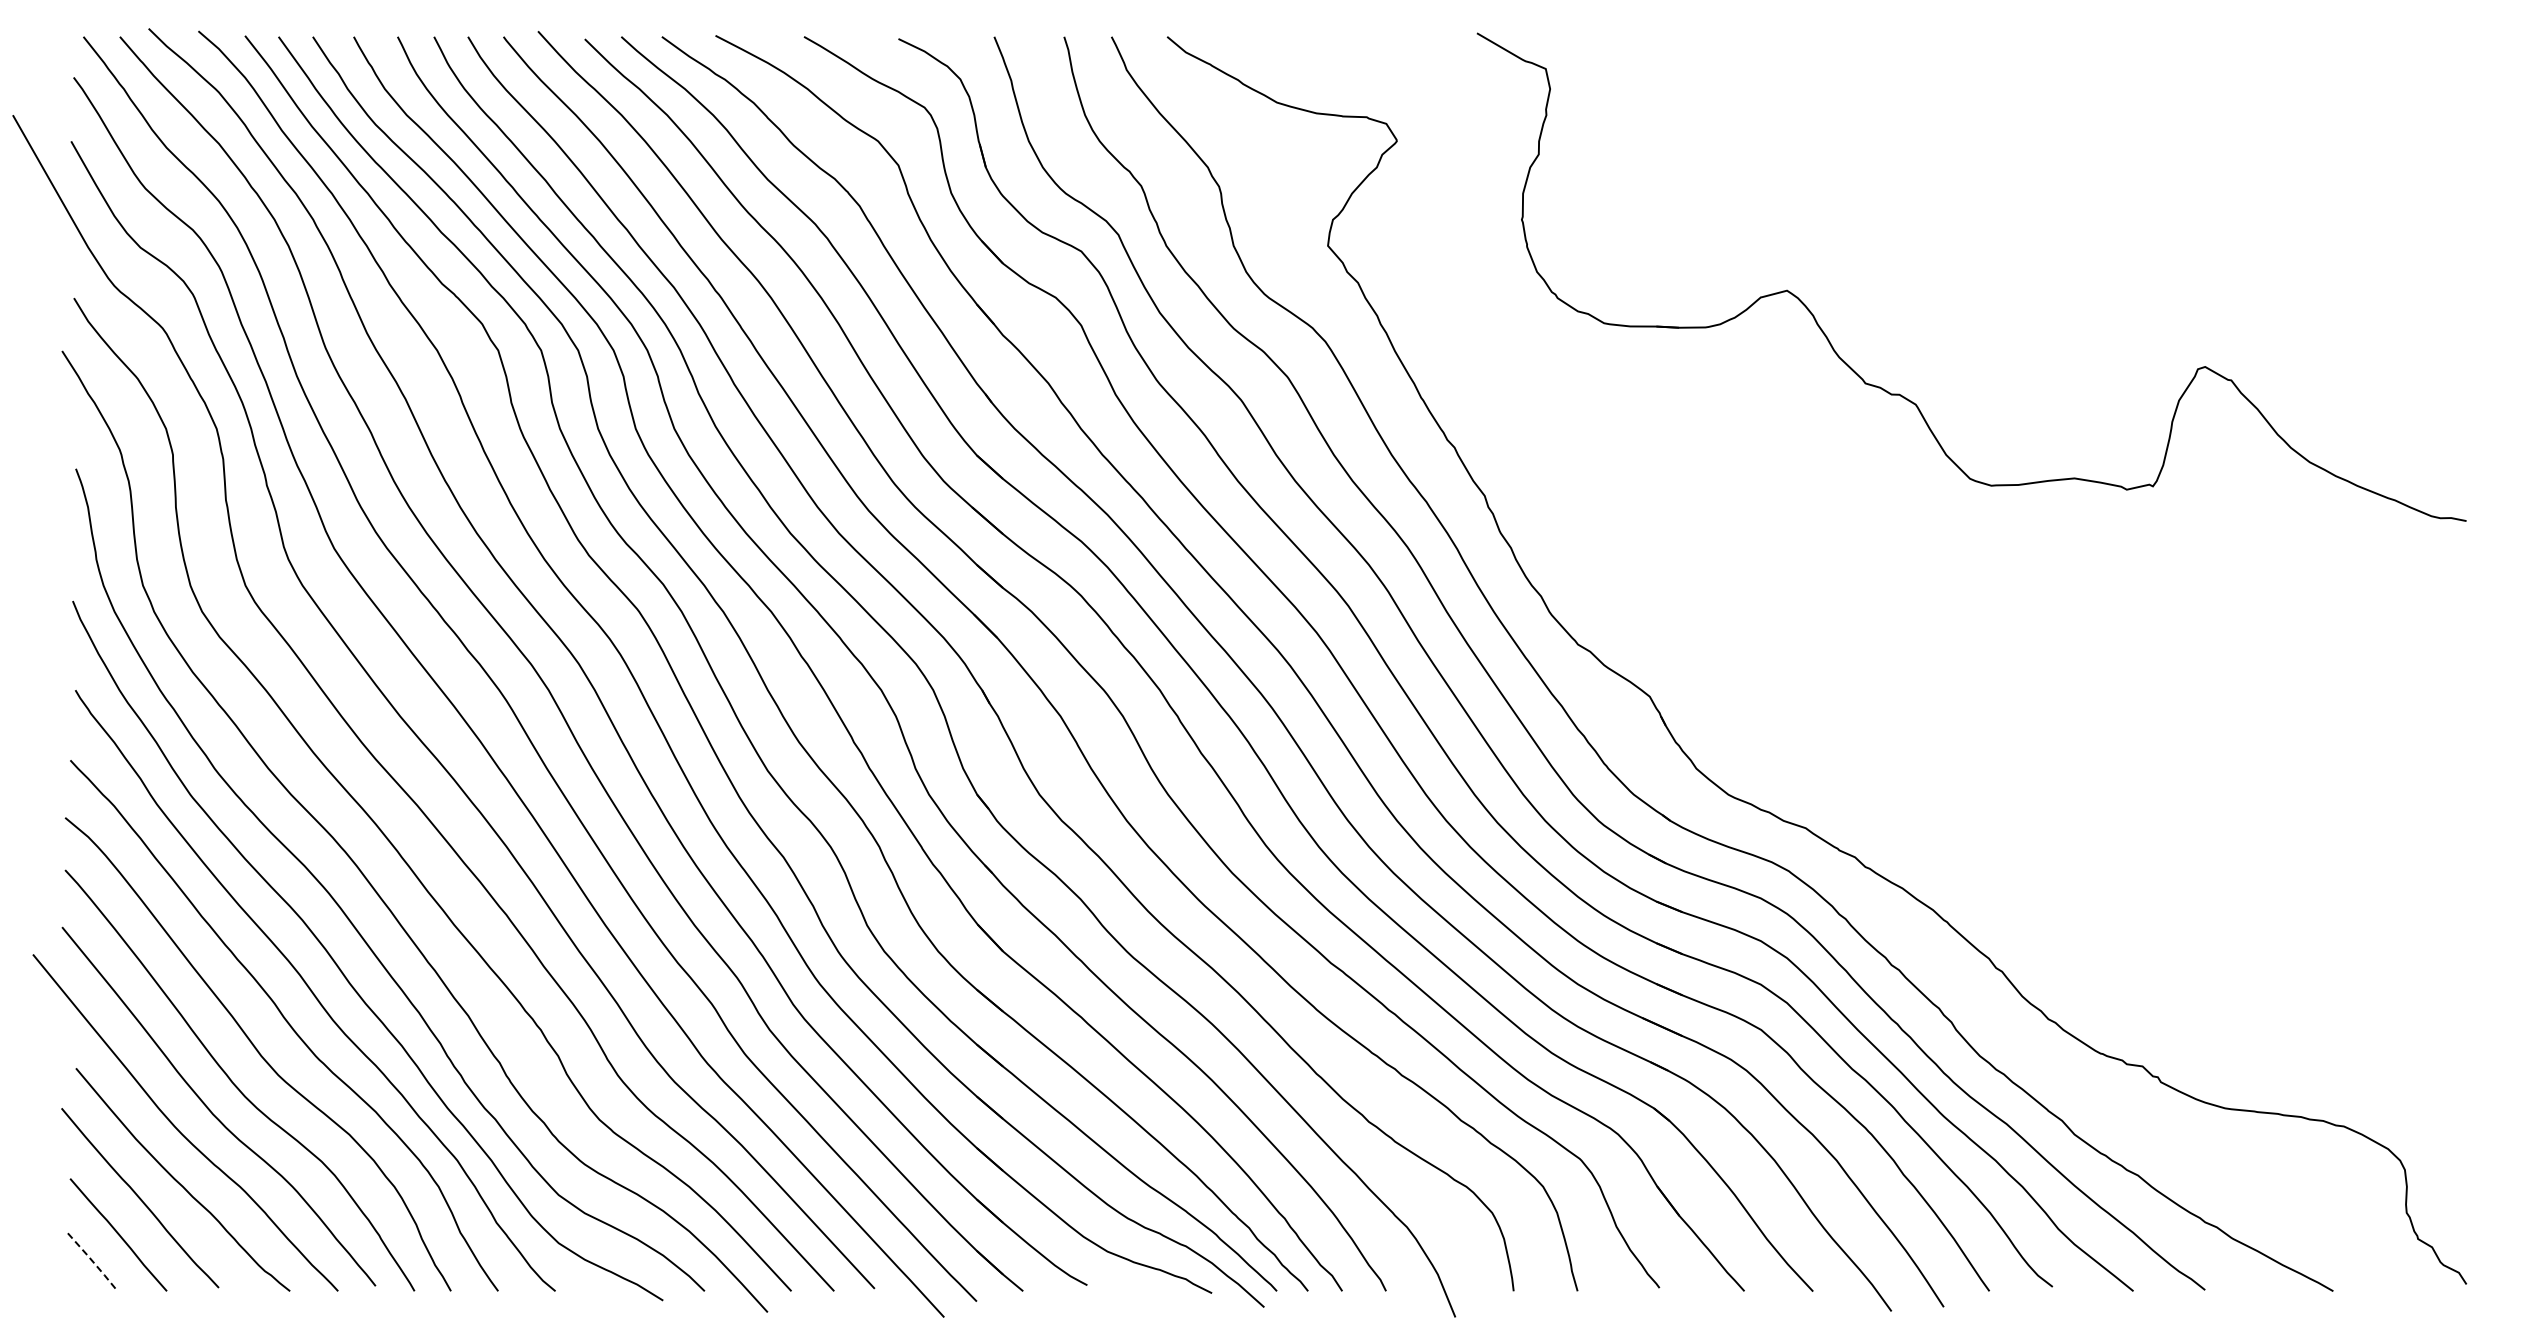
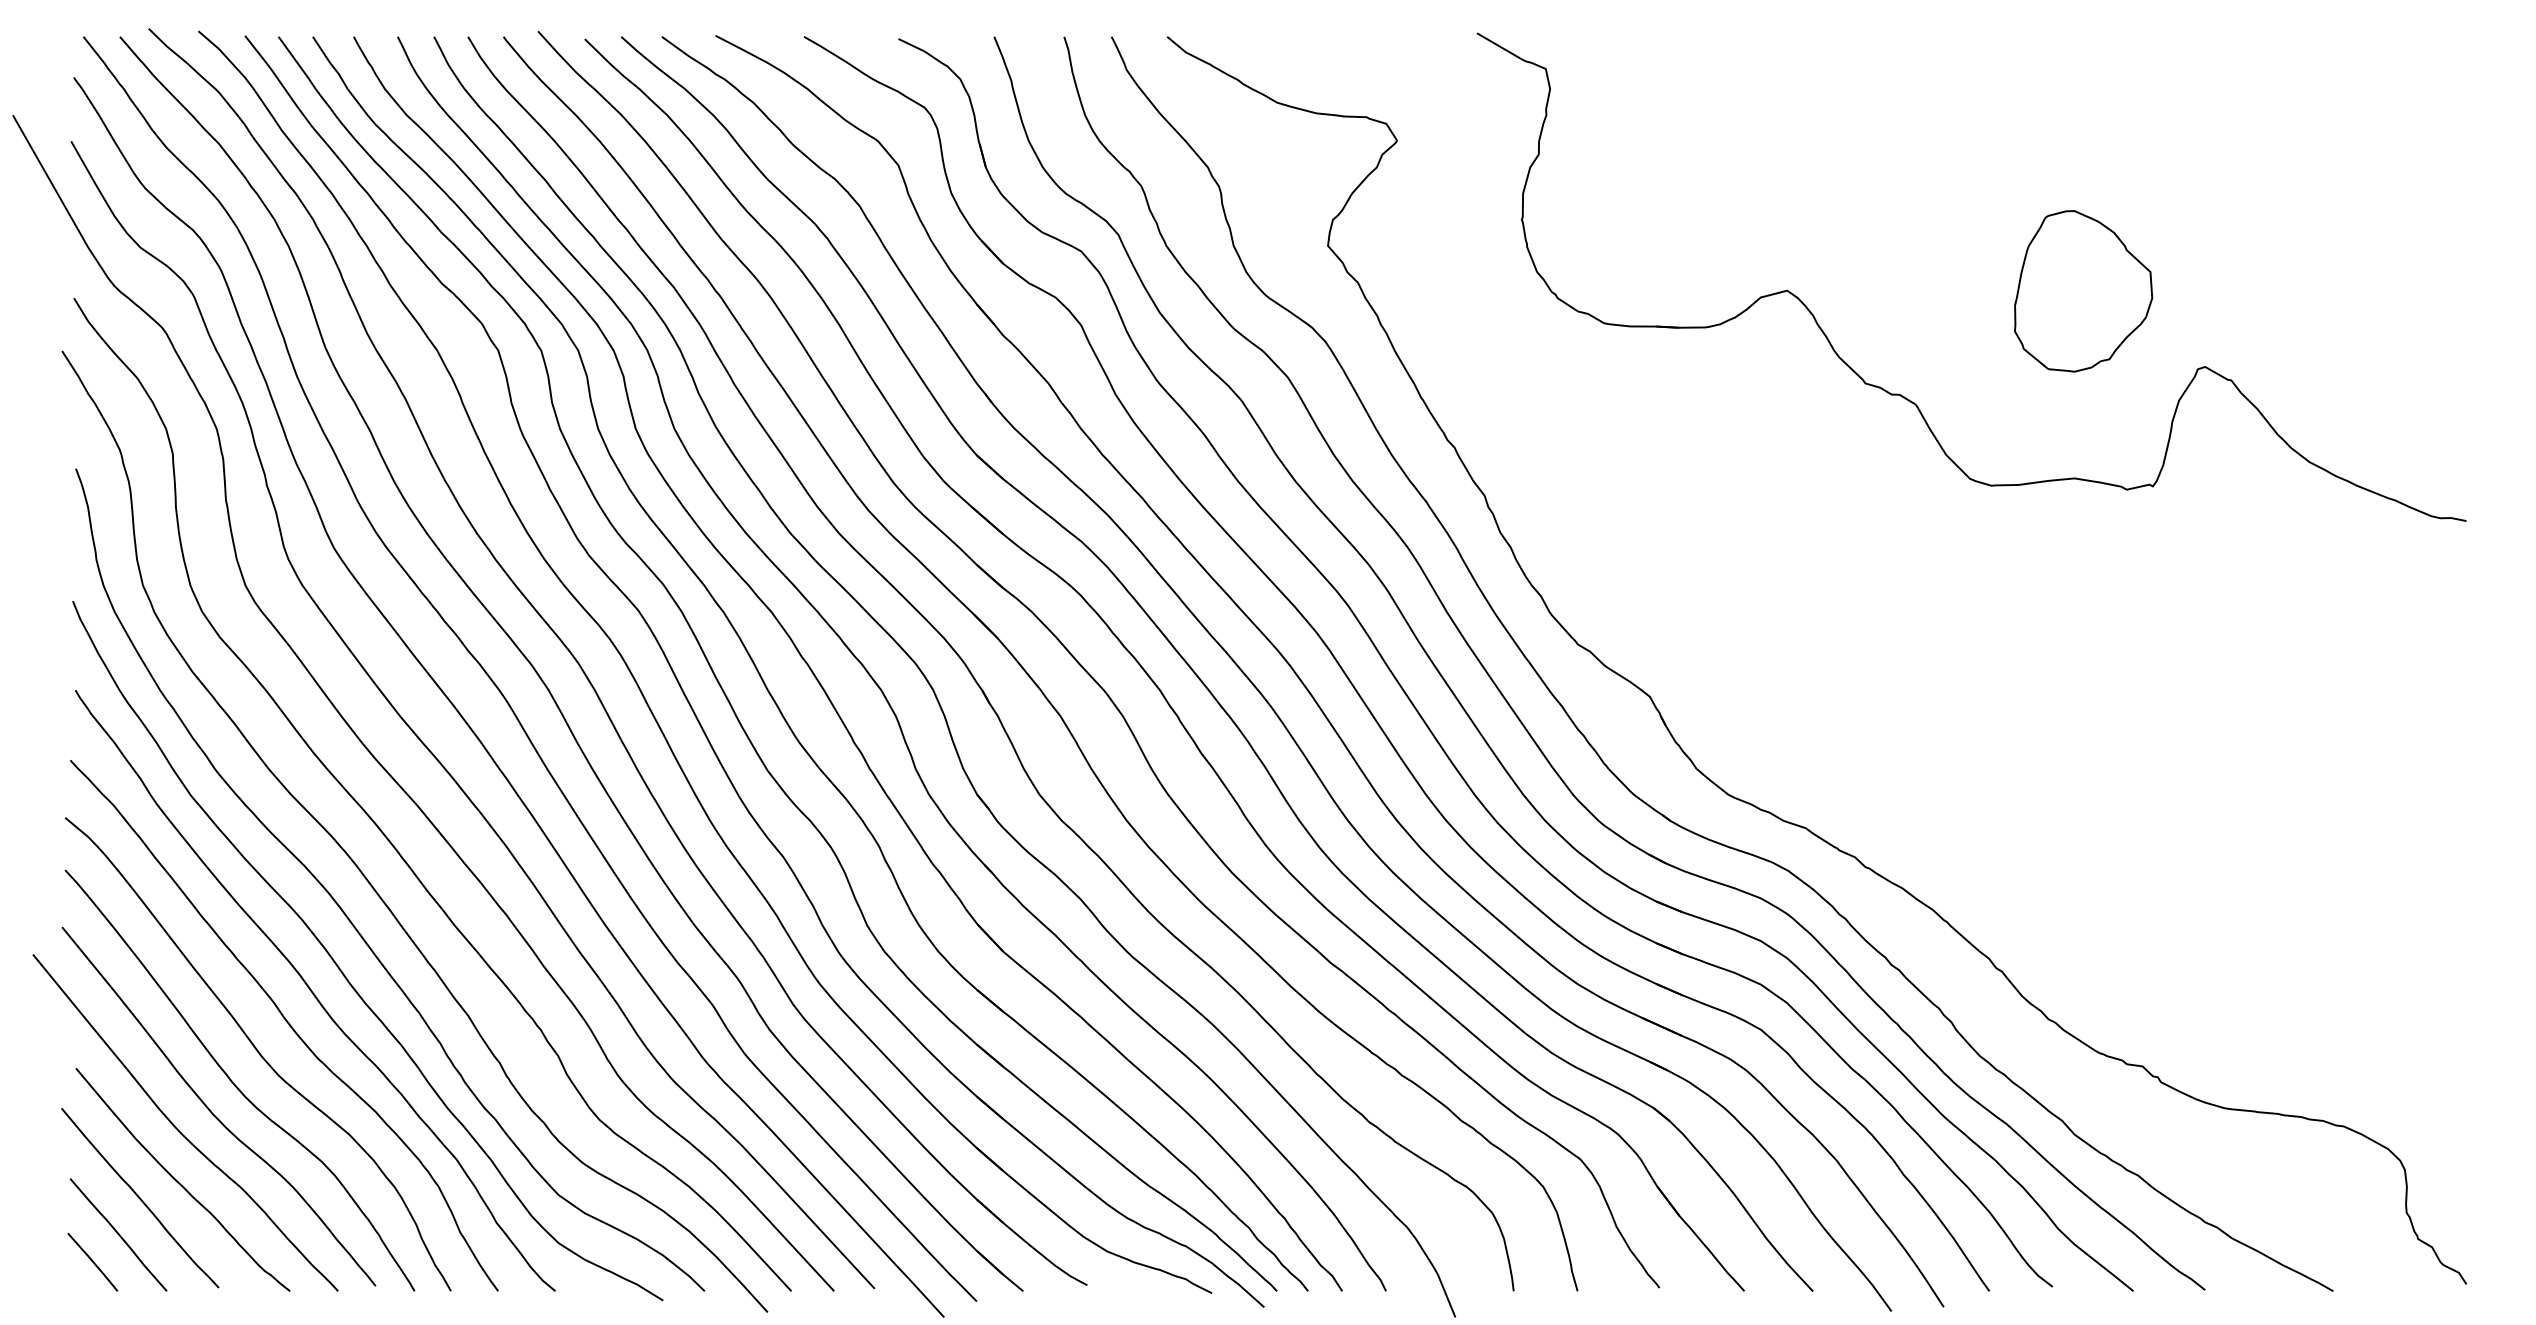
part: none -> present (2083, 291)
line: dashed -> solid (93, 1262)
